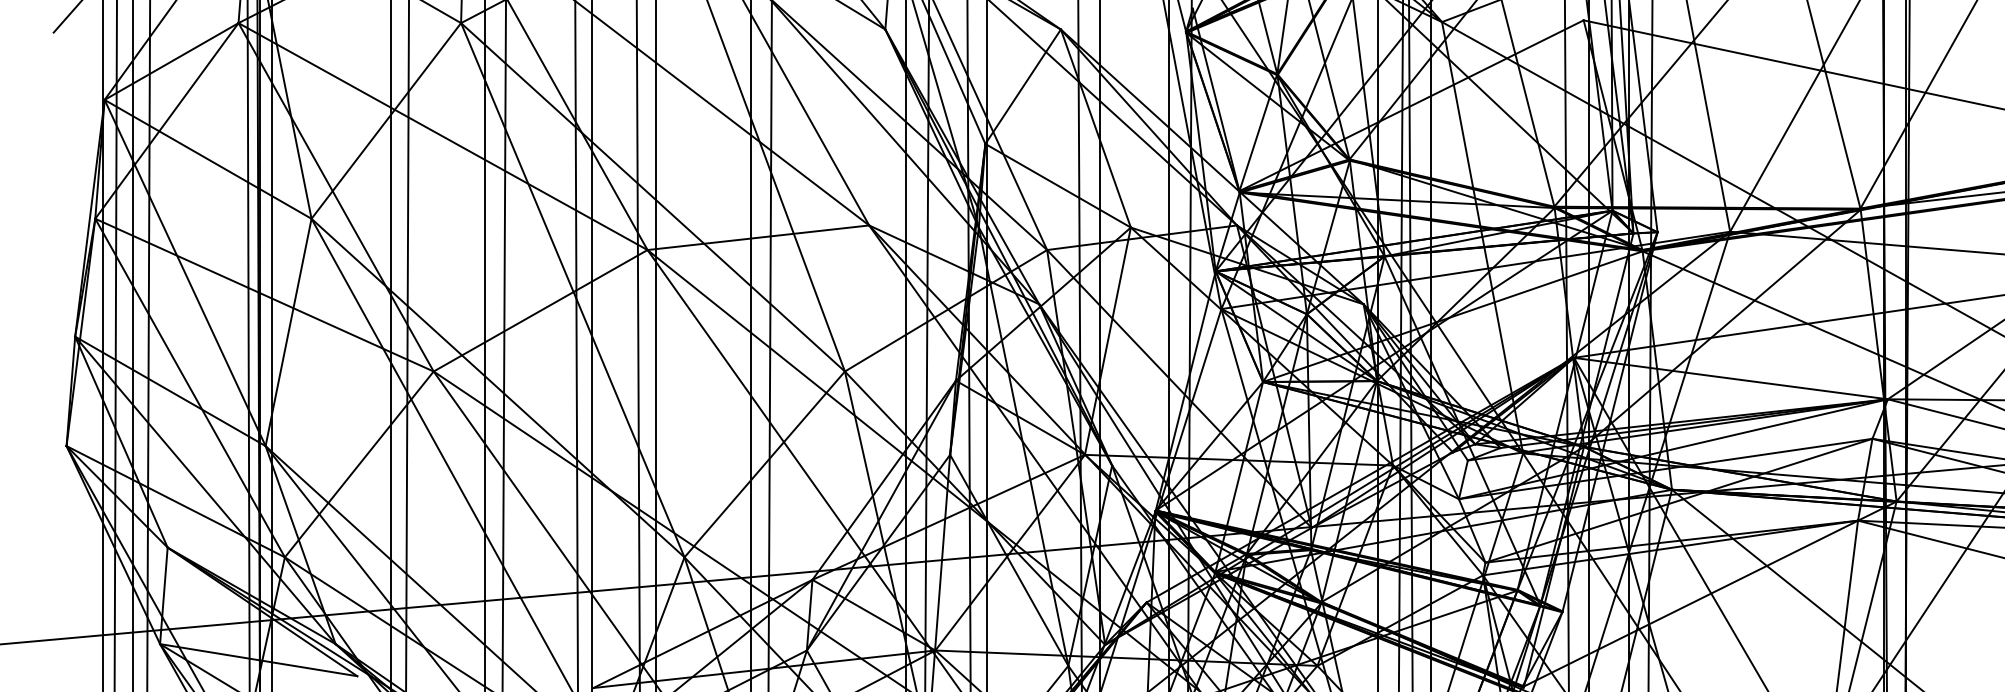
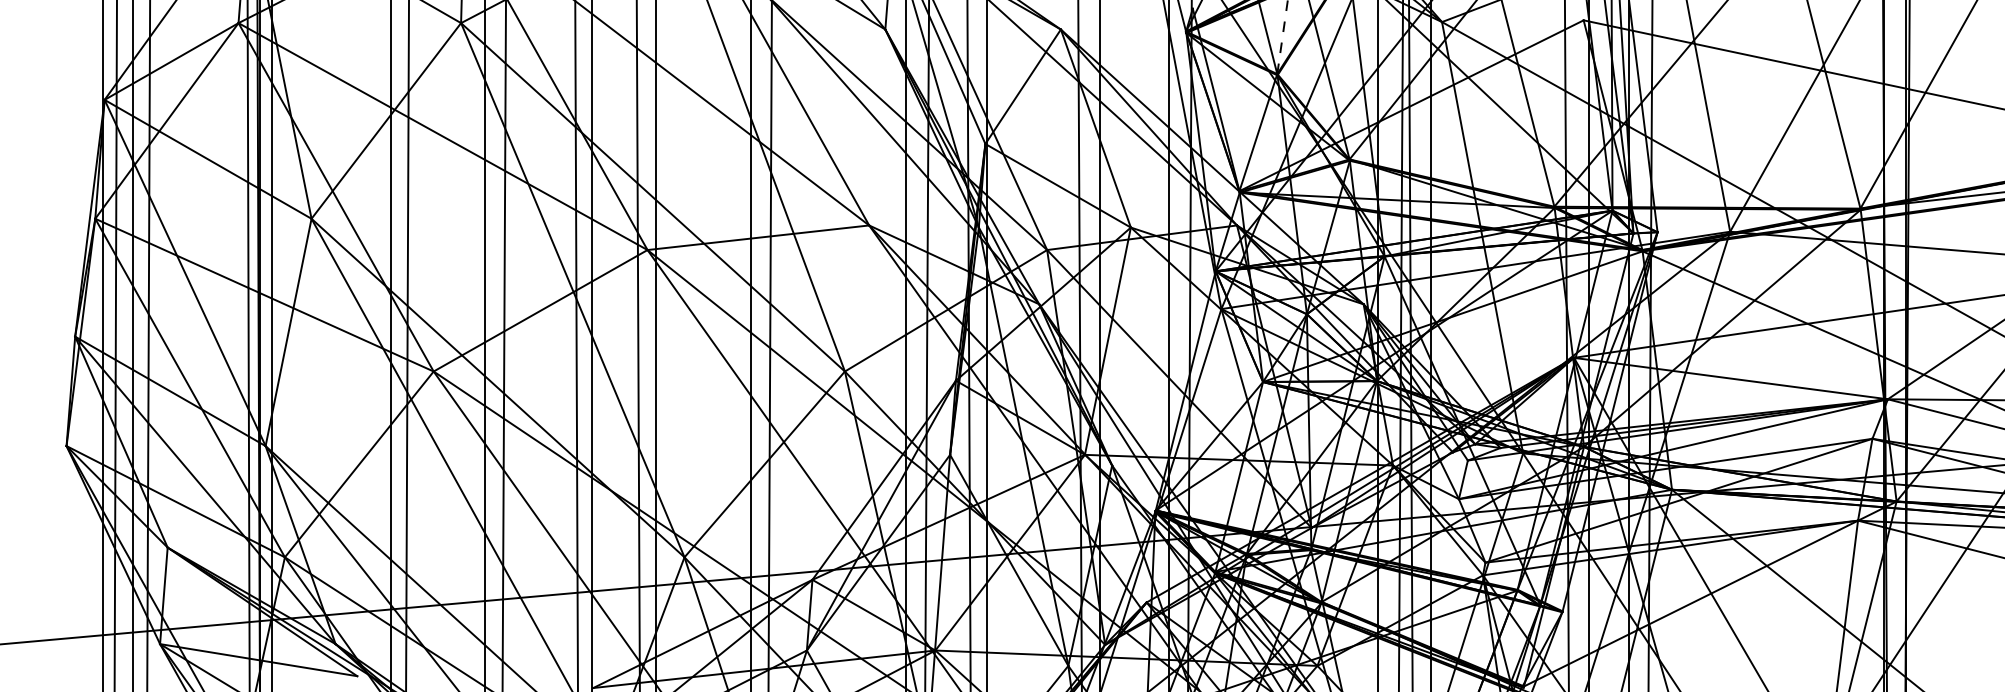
line: present -> none (66, 17)
line: solid -> dashed (1282, 37)
